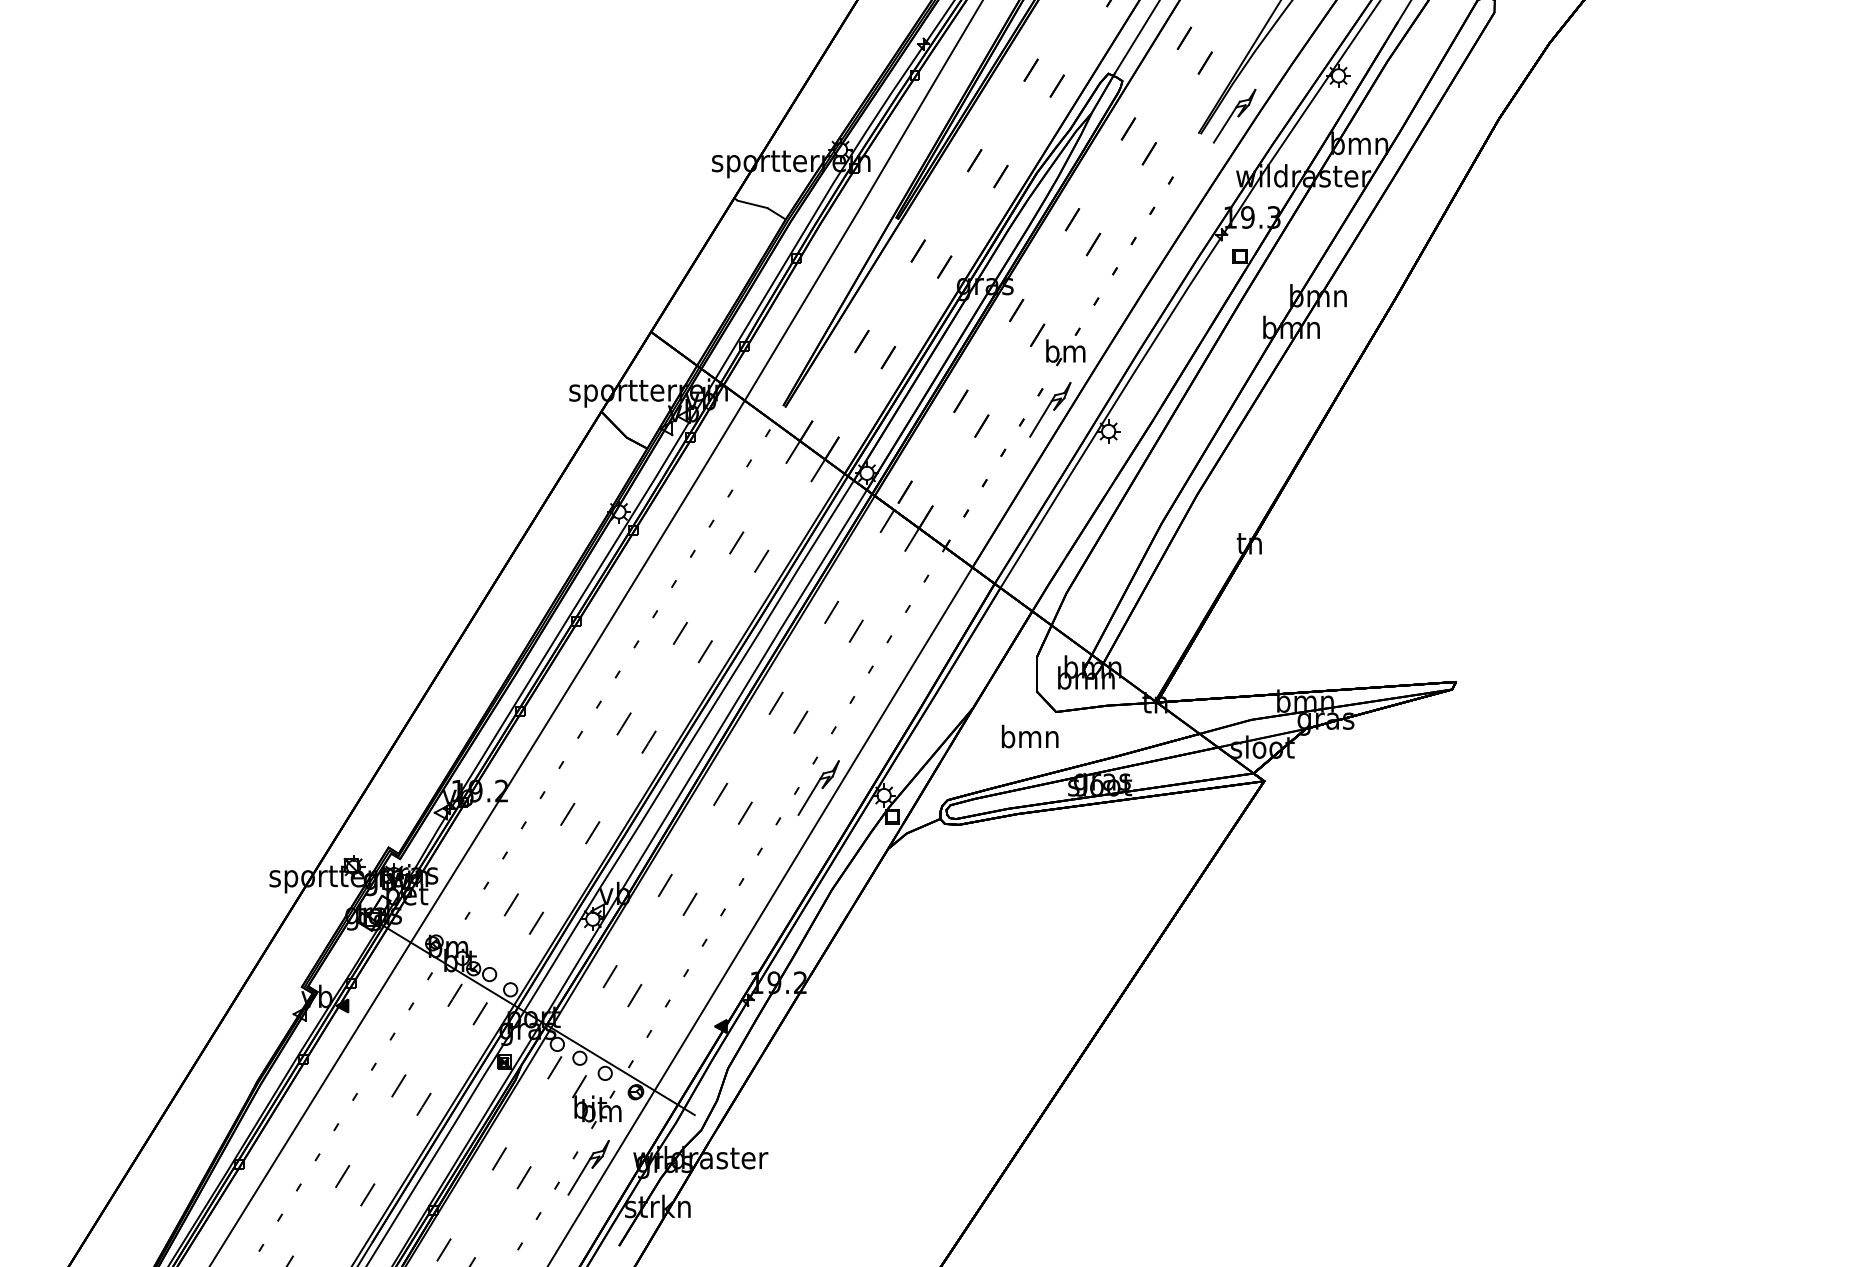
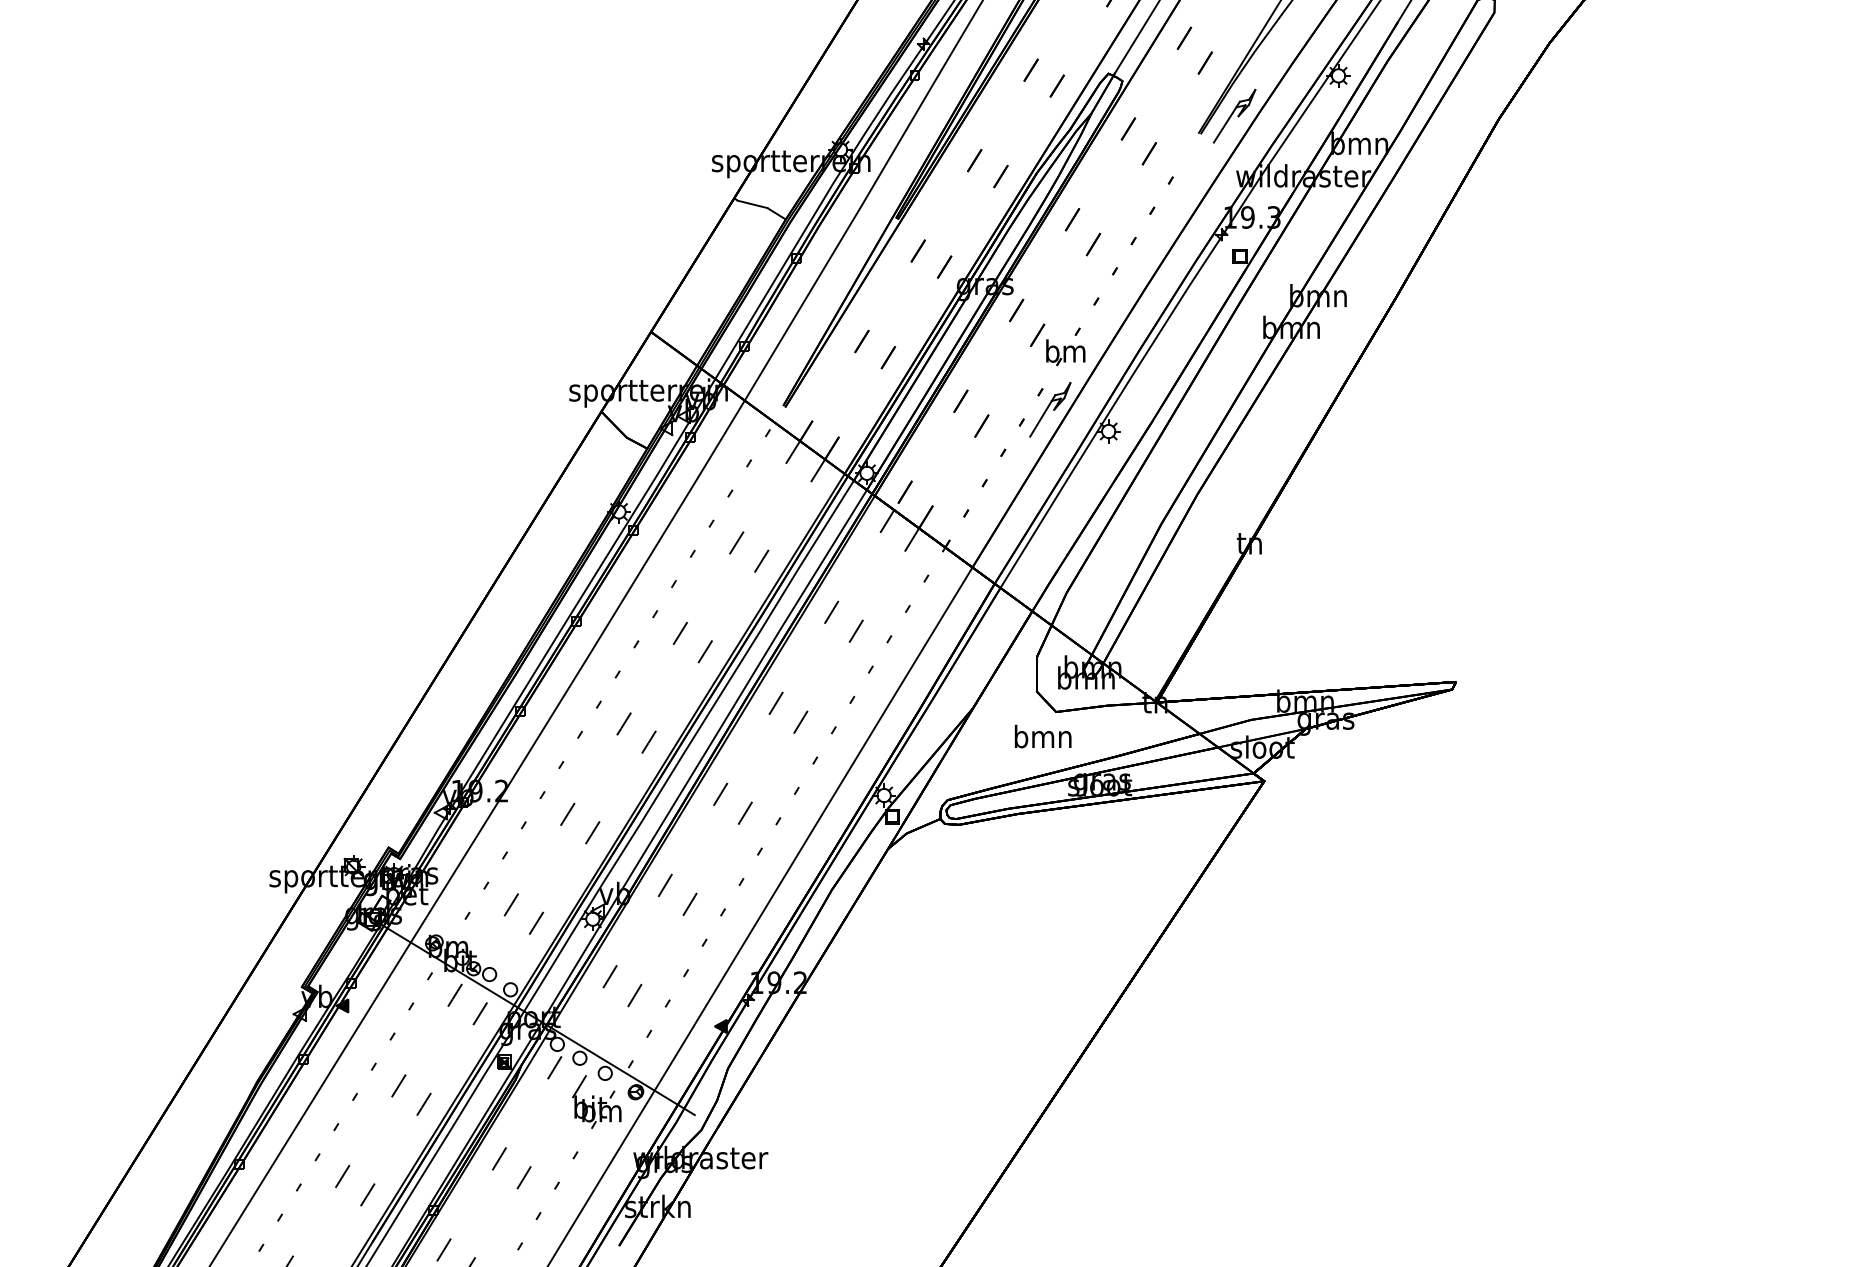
text position: (1029, 736) -> (1042, 736) (1042, 736)
part: present -> none (818, 787)
part: present -> none (588, 1167)
